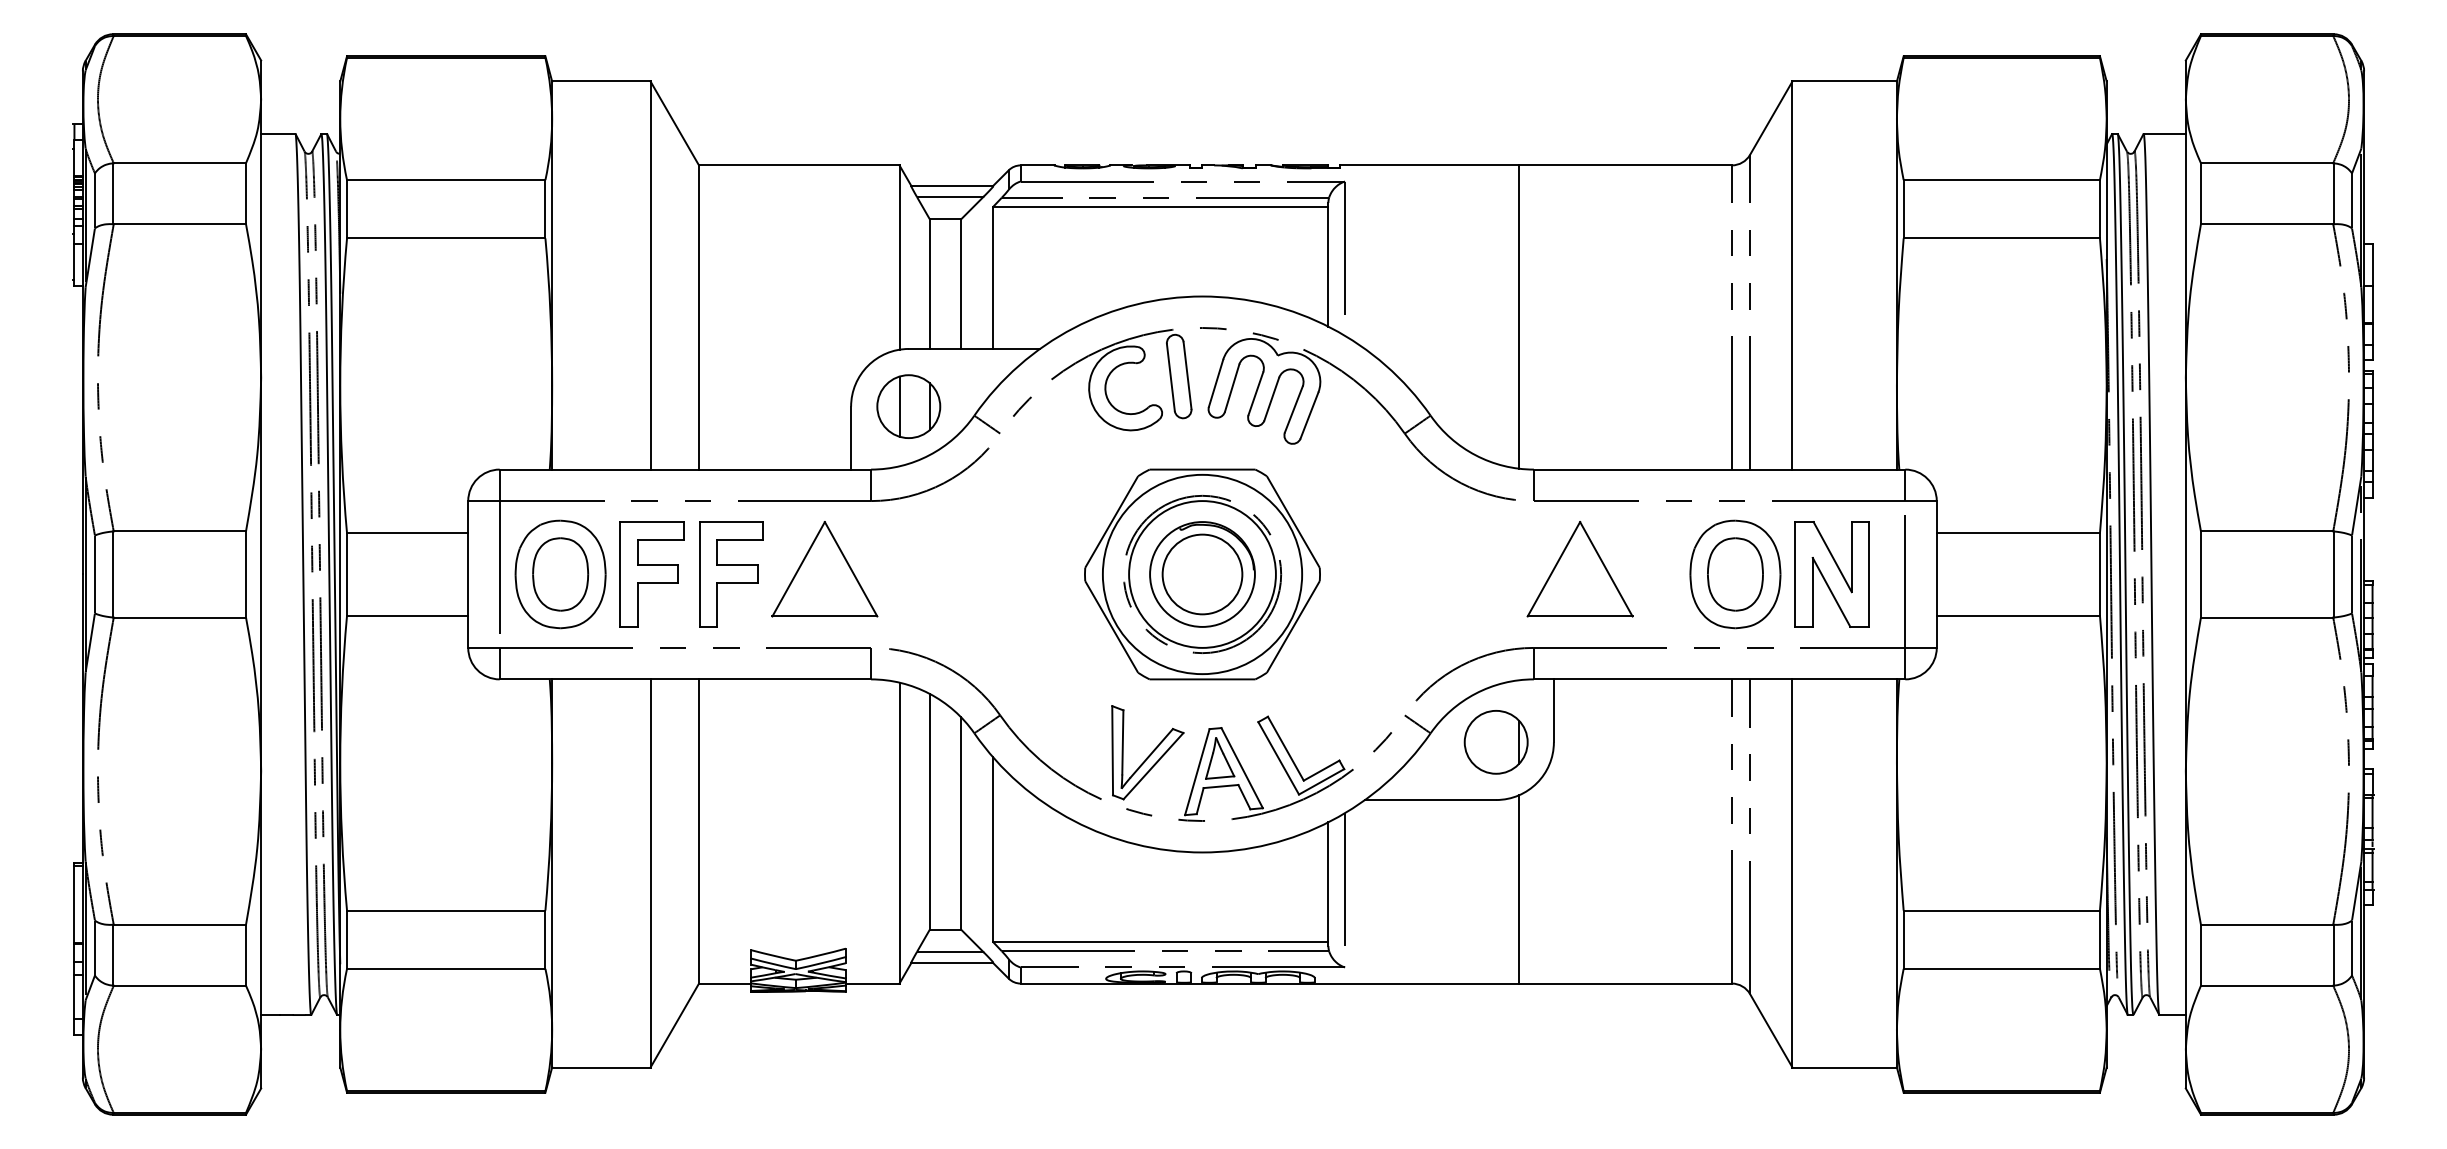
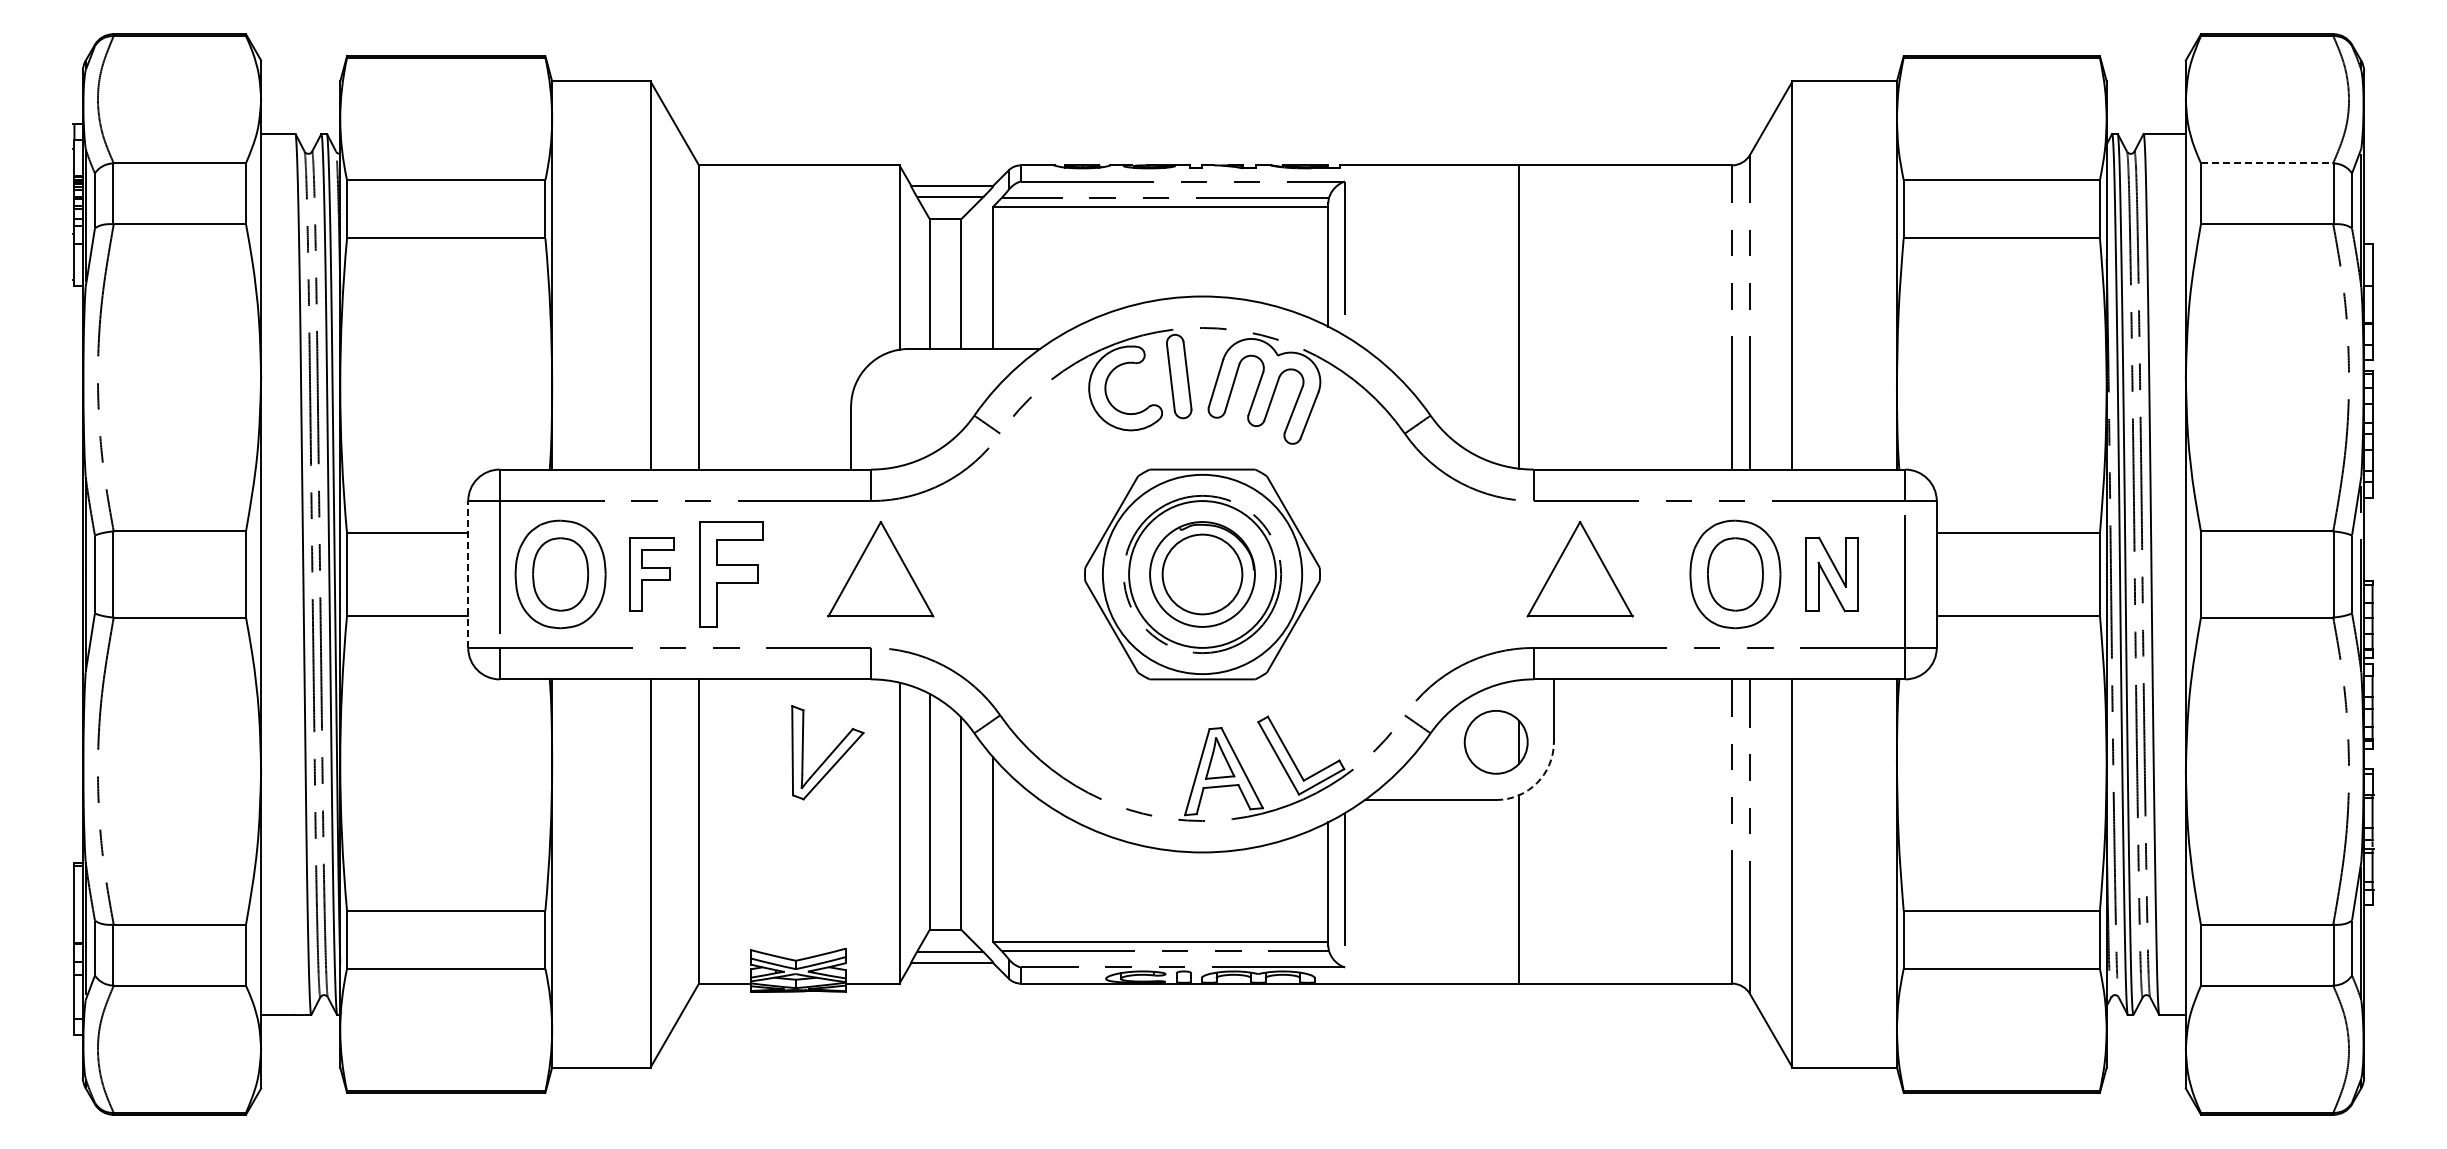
line: solid -> dashed (2267, 163)
part: present -> none (908, 406)
part position: (824, 569) -> (880, 569) (880, 569)
line: solid -> dashed (468, 574)
part size: 66x107 px -> 46x75 px (651, 574)
part size: 76x107 px -> 54x77 px (1831, 574)
part position: (1147, 752) -> (827, 752) (827, 752)
arc: solid -> dashed (1537, 783)
